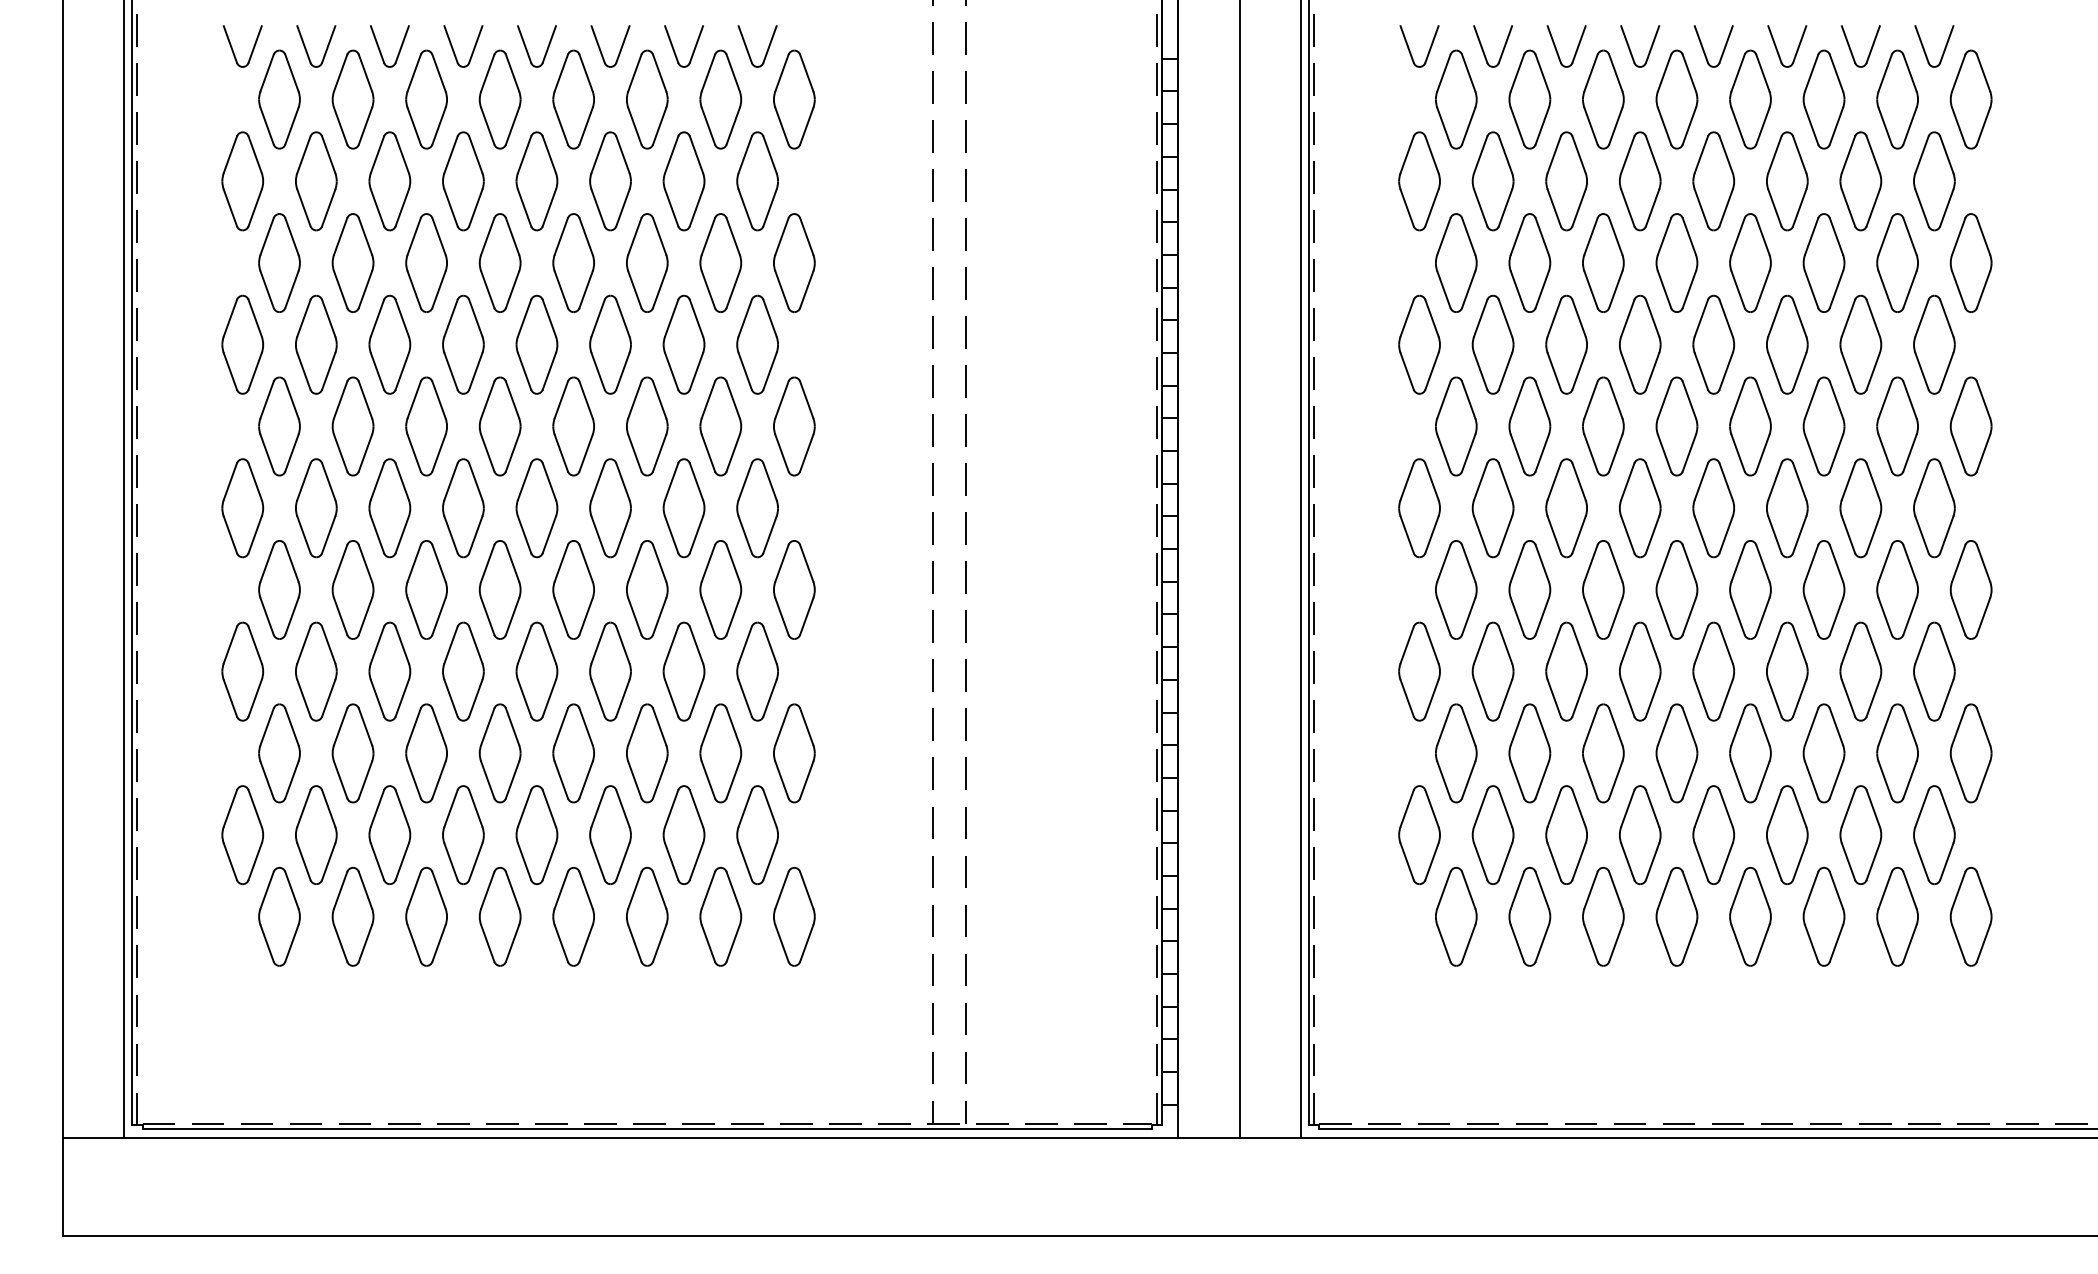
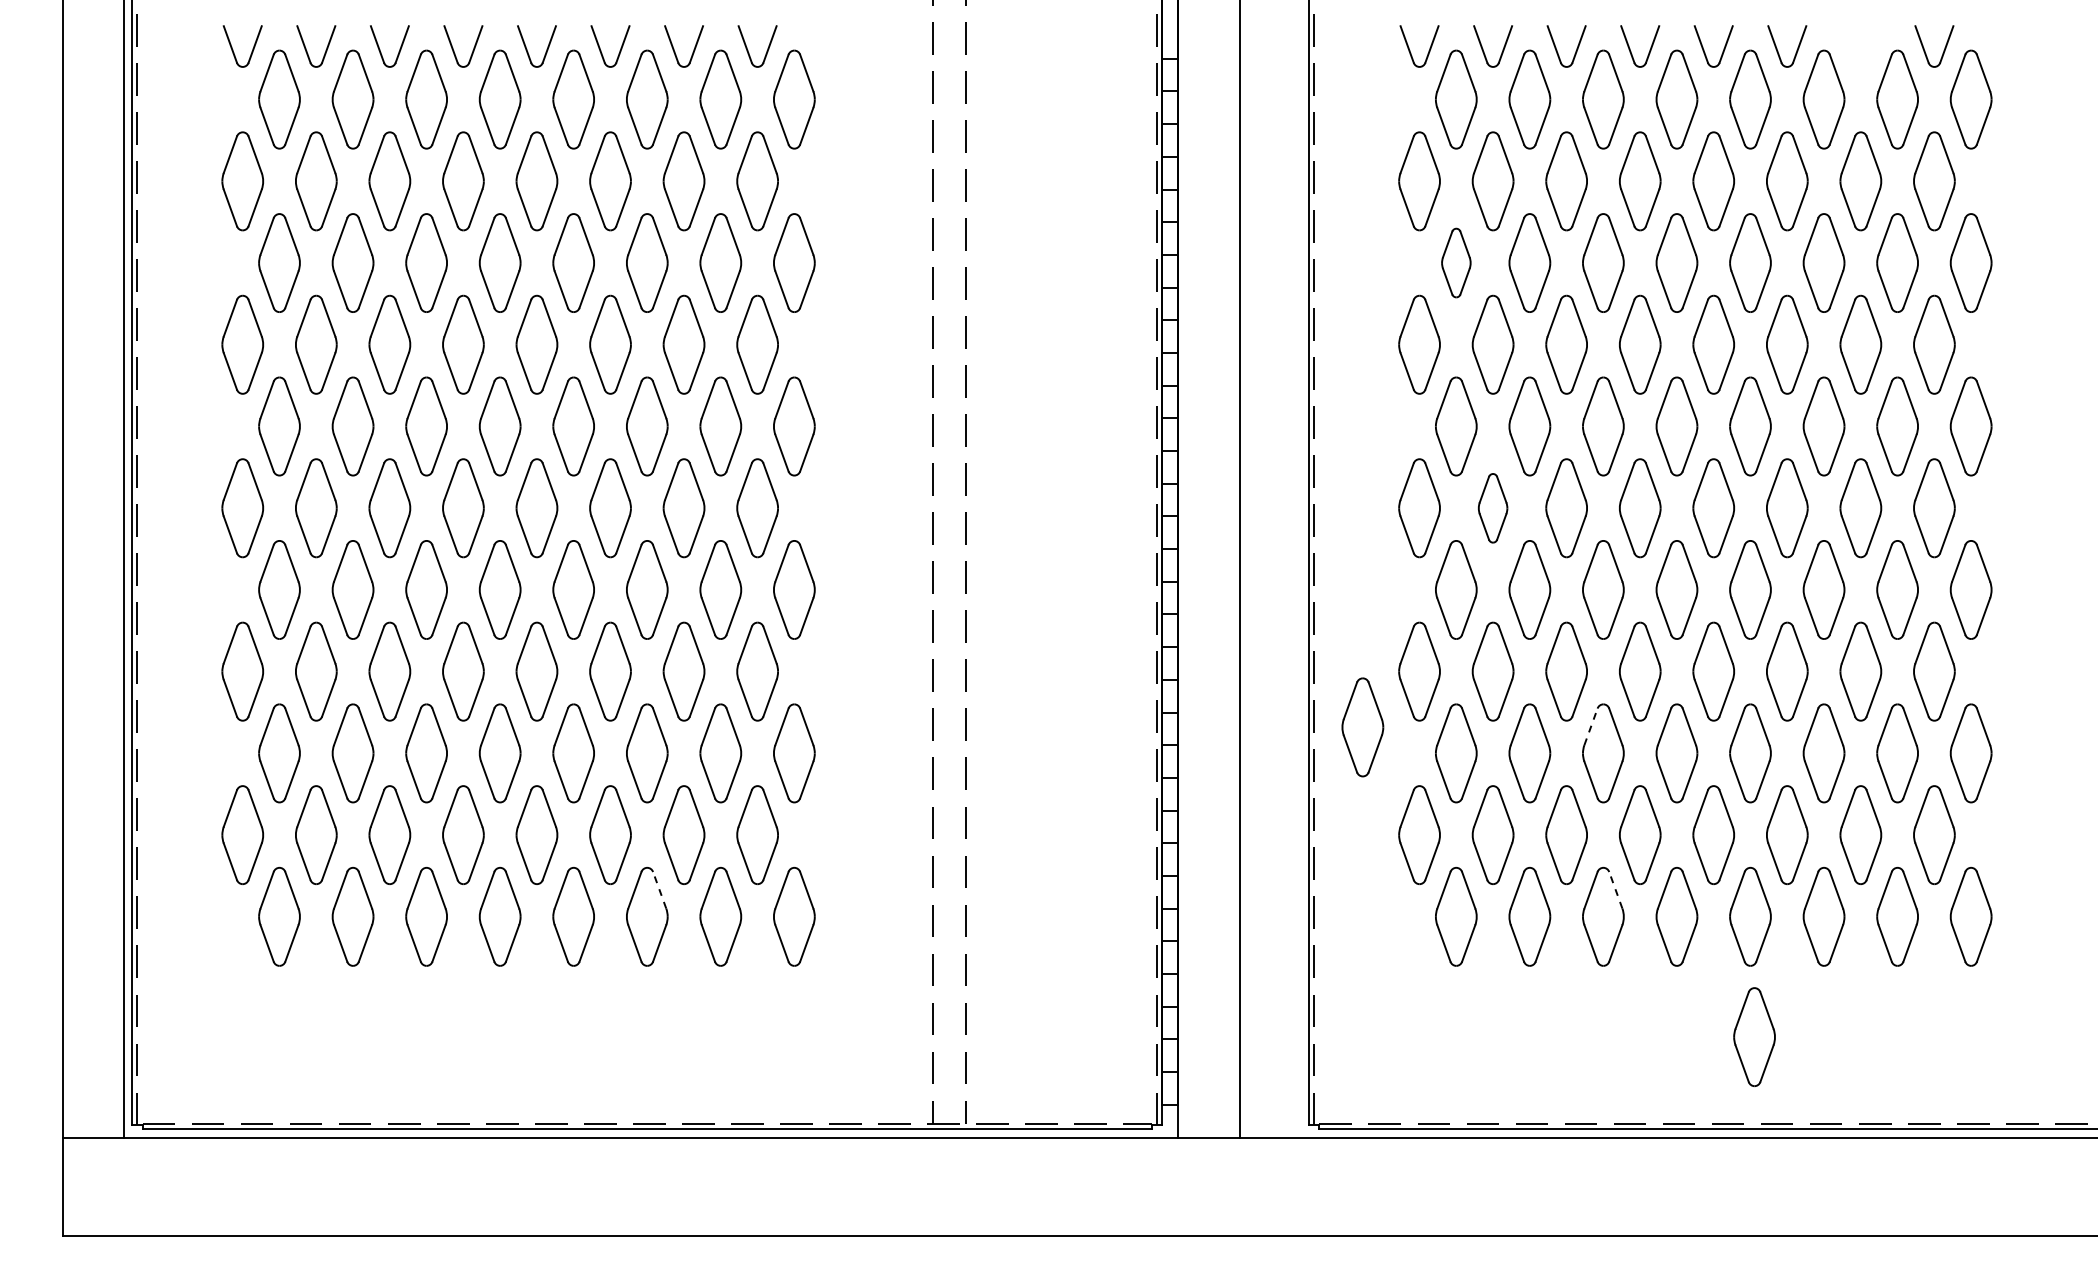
part: present -> none (1851, 49)
part size: 43x100 px -> 31x72 px (1456, 262)
part size: 44x101 px -> 32x71 px (1492, 508)
line: present -> none (1301, 569)
line: solid -> dashed (1591, 726)
part: none -> present (1362, 727)
line: solid -> dashed (659, 889)
line: solid -> dashed (1615, 889)
part: none -> present (1754, 1036)
